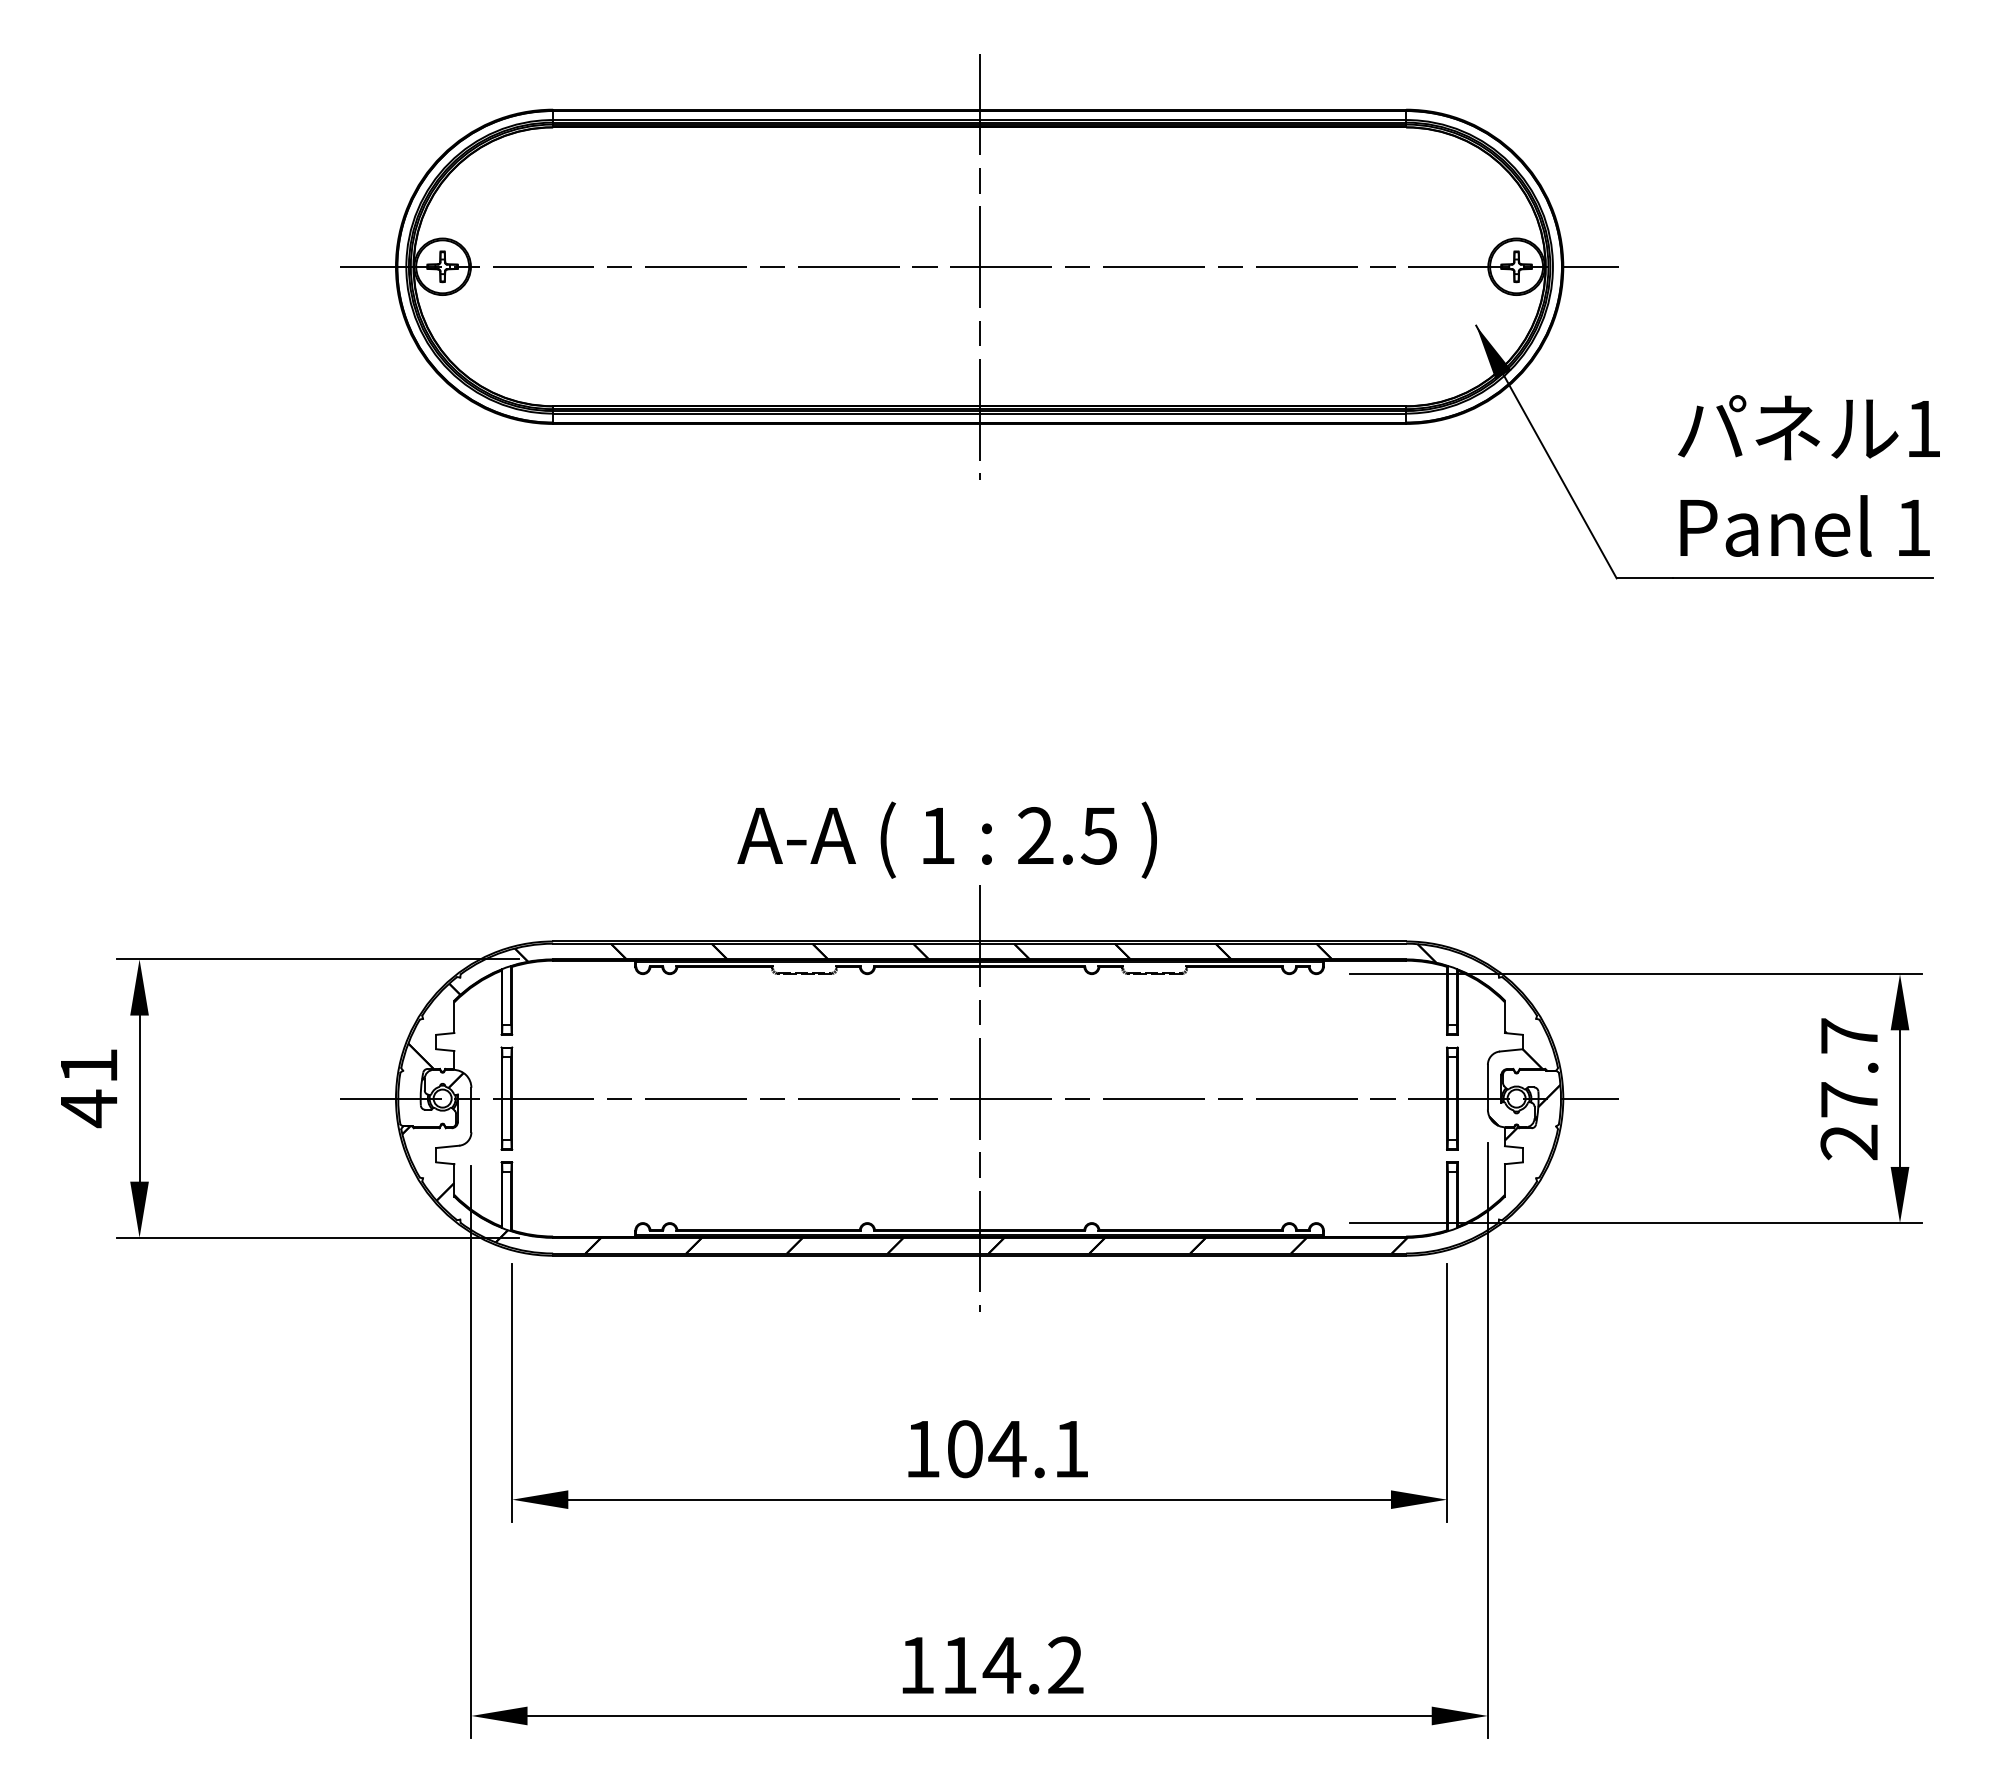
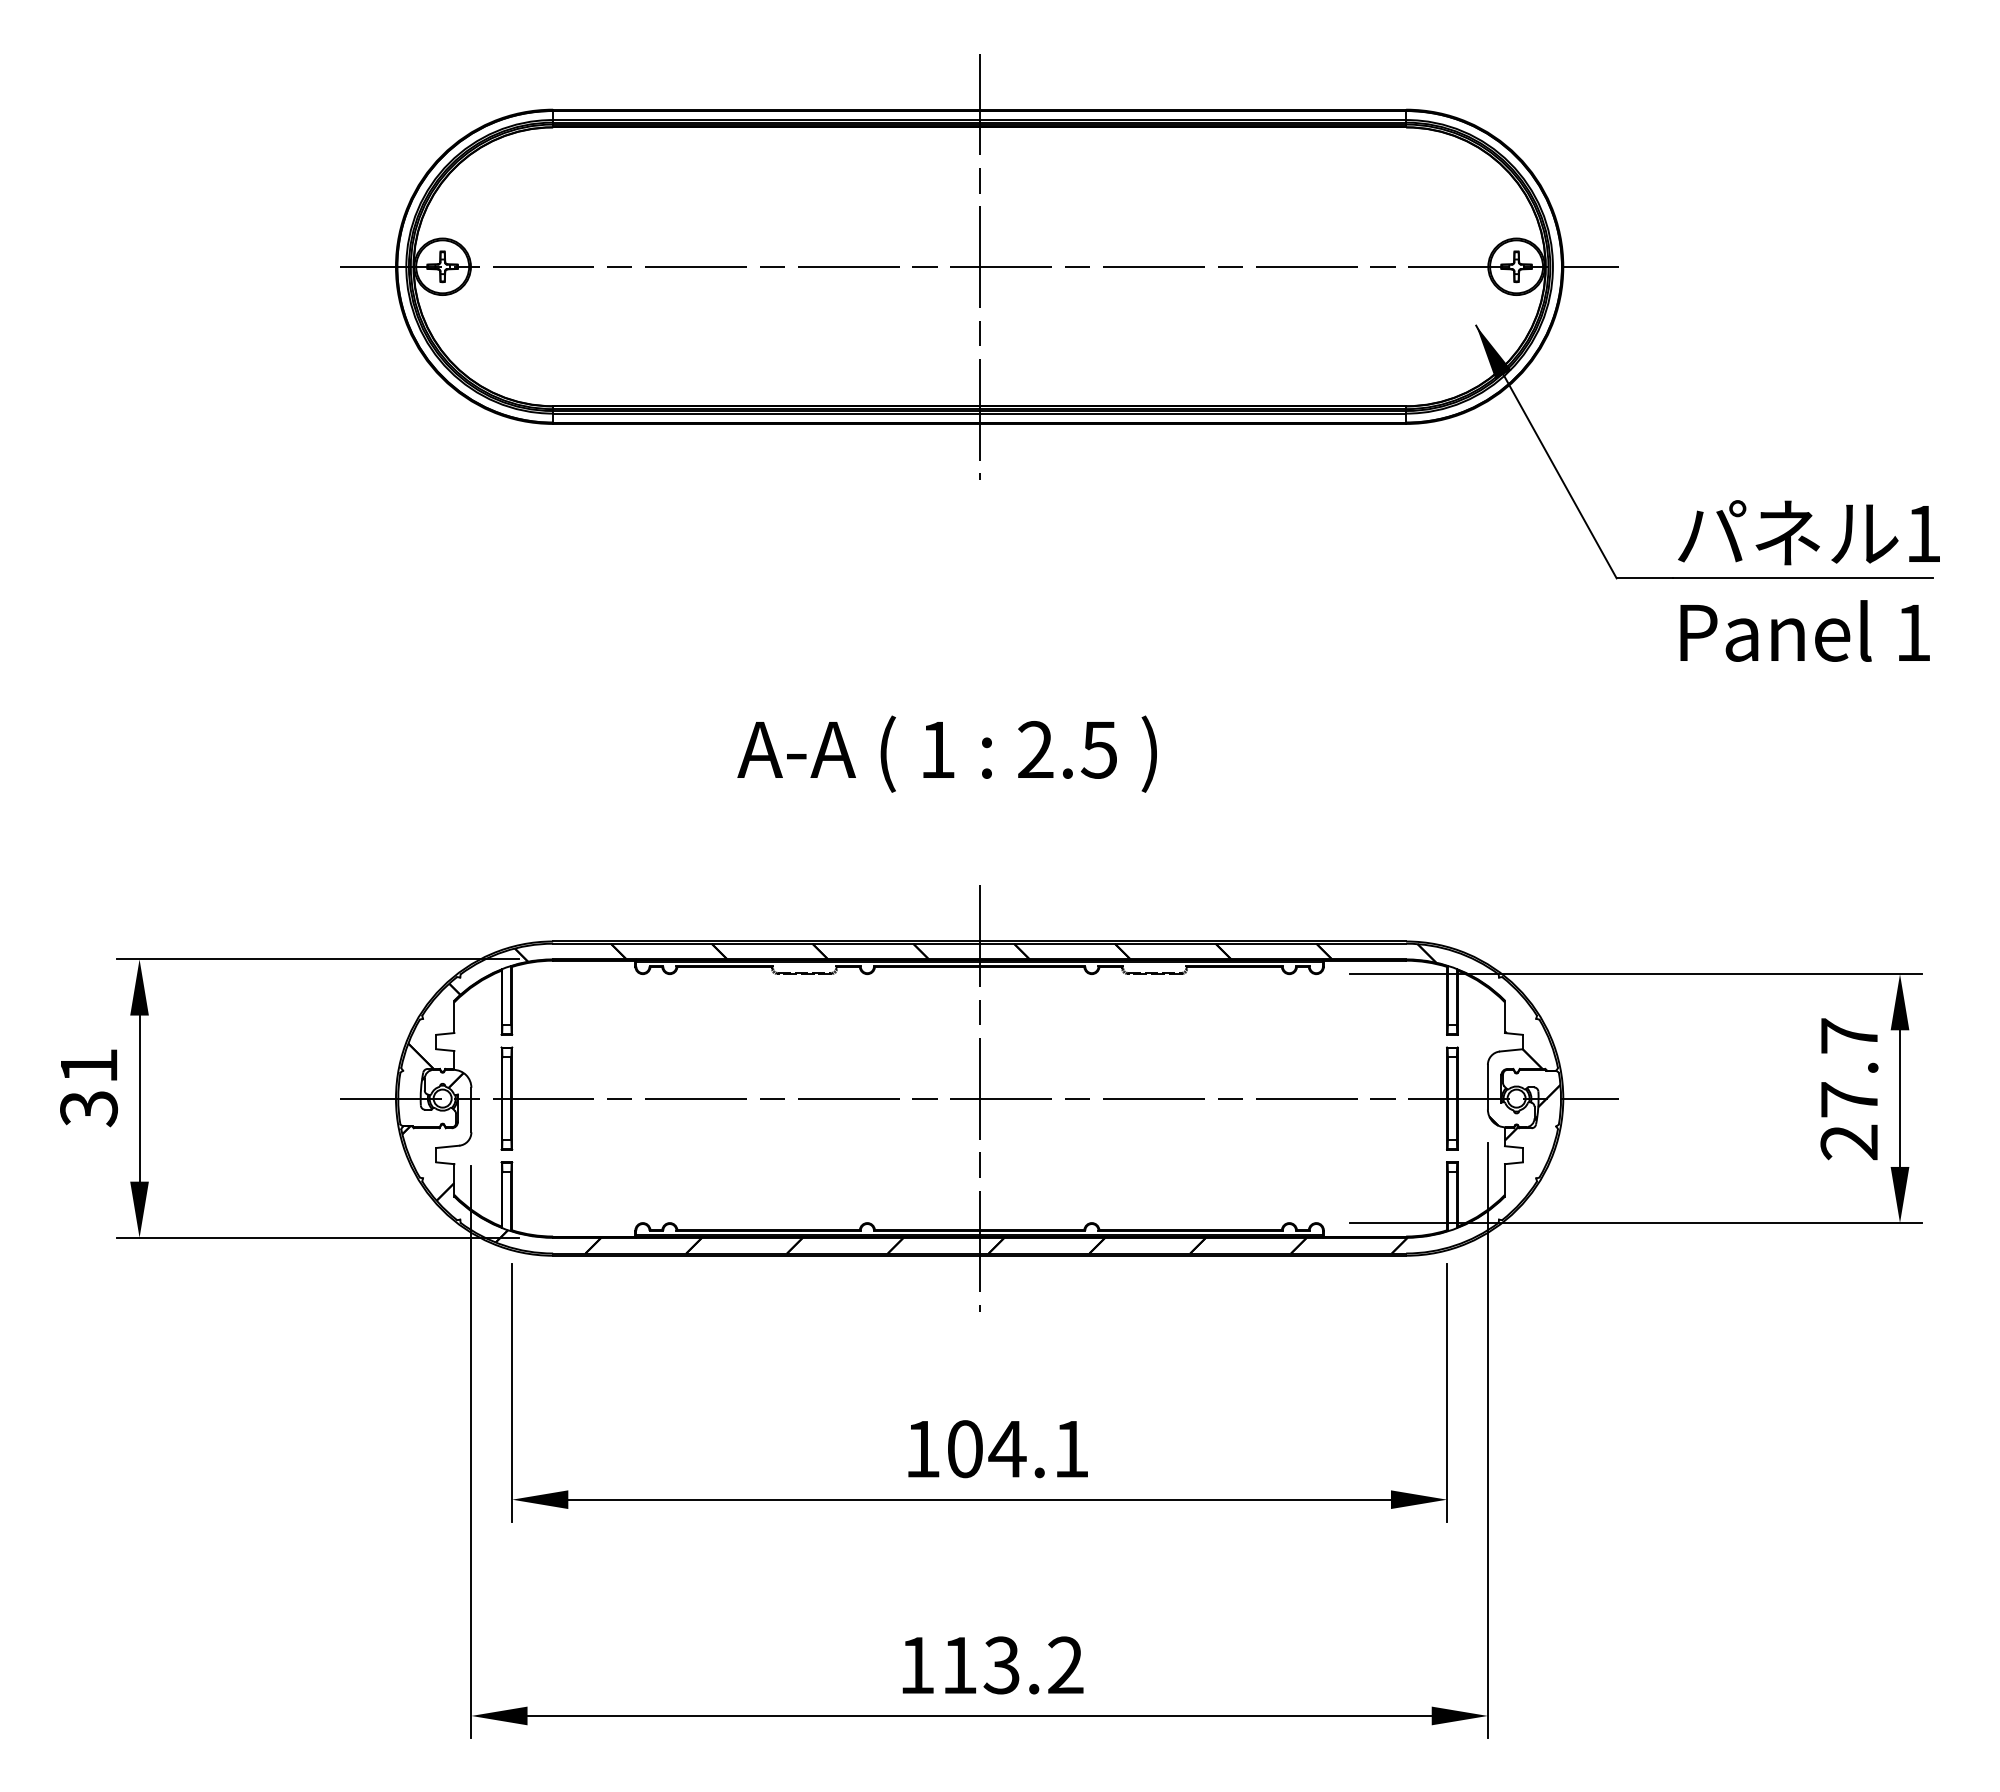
text position: (1808, 475) -> (1808, 580) (1808, 580)
text position: (946, 839) -> (946, 753) (946, 753)
text: 41 -> 31 (89, 1108)
text: 114.2 -> 113.2 (1001, 1665)
